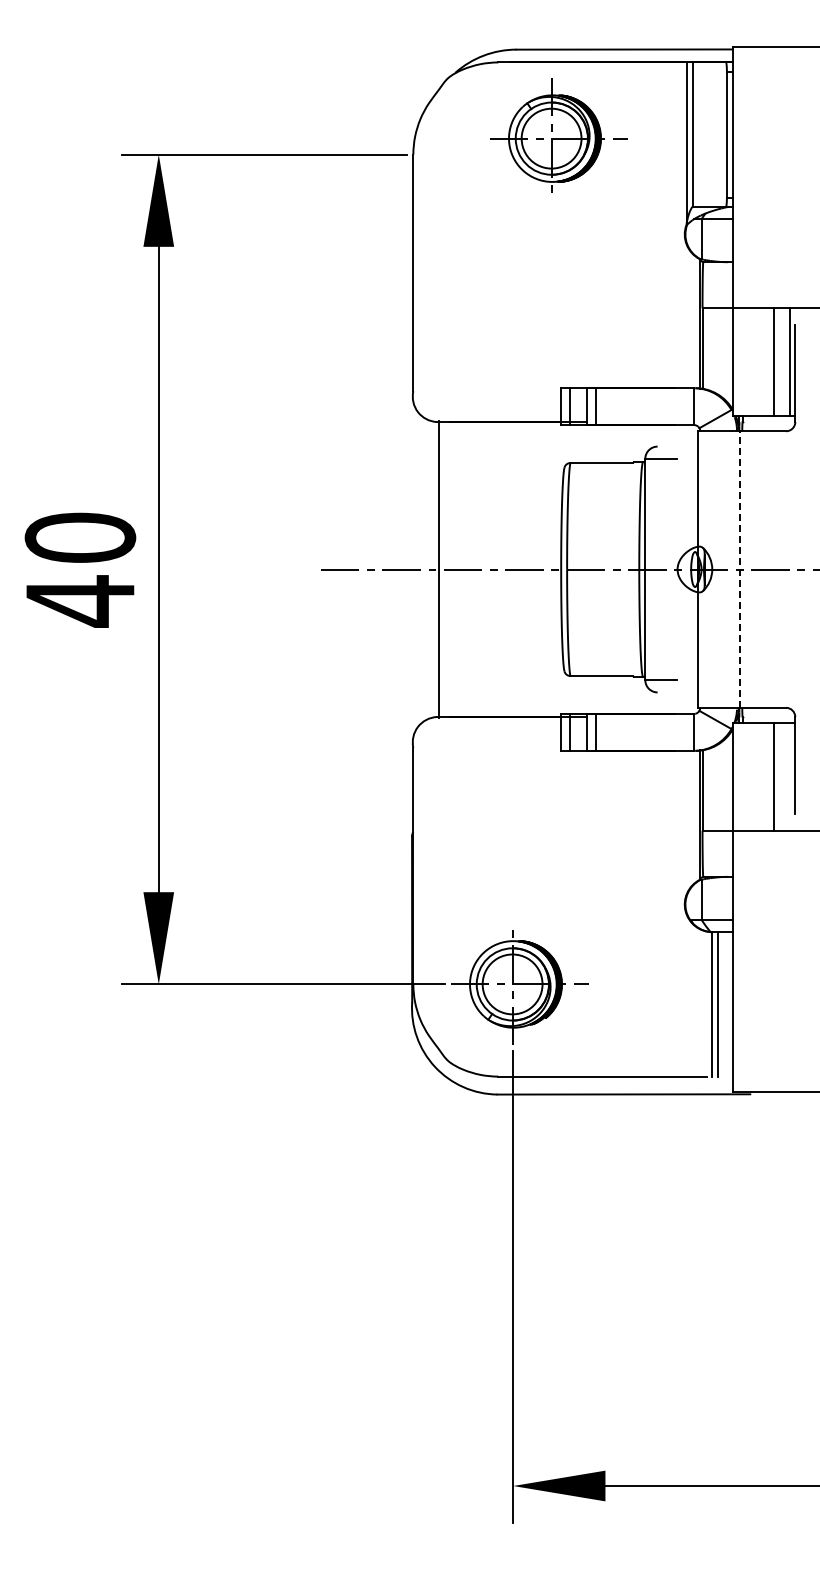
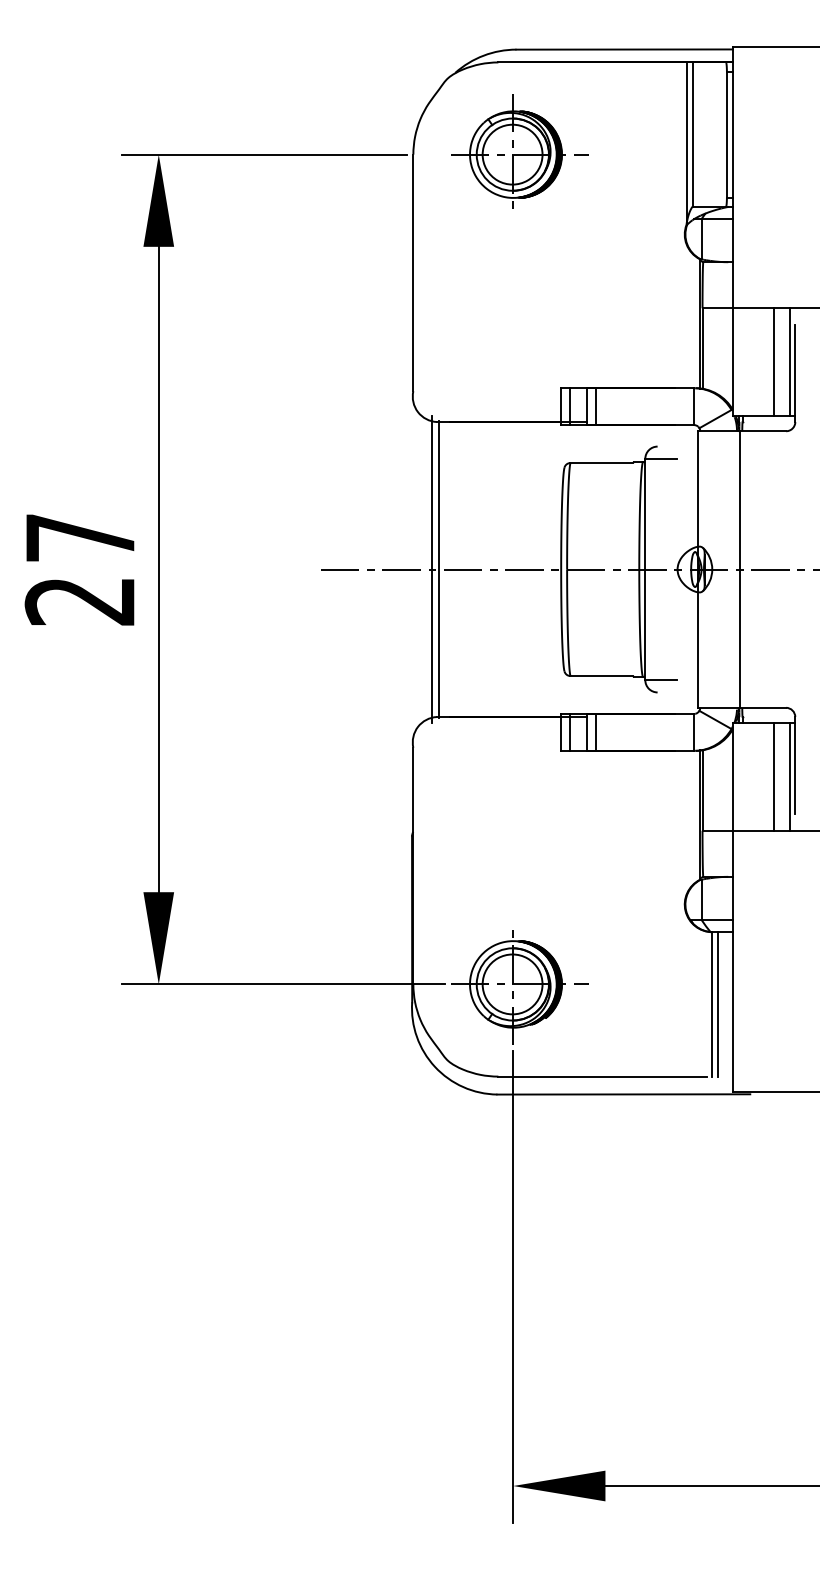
part position: (558, 135) -> (519, 151) (519, 151)
text: 40 -> 27 (80, 569)
line: none -> present (431, 569)
line: dashed -> solid (740, 569)
line: none -> present (789, 776)
